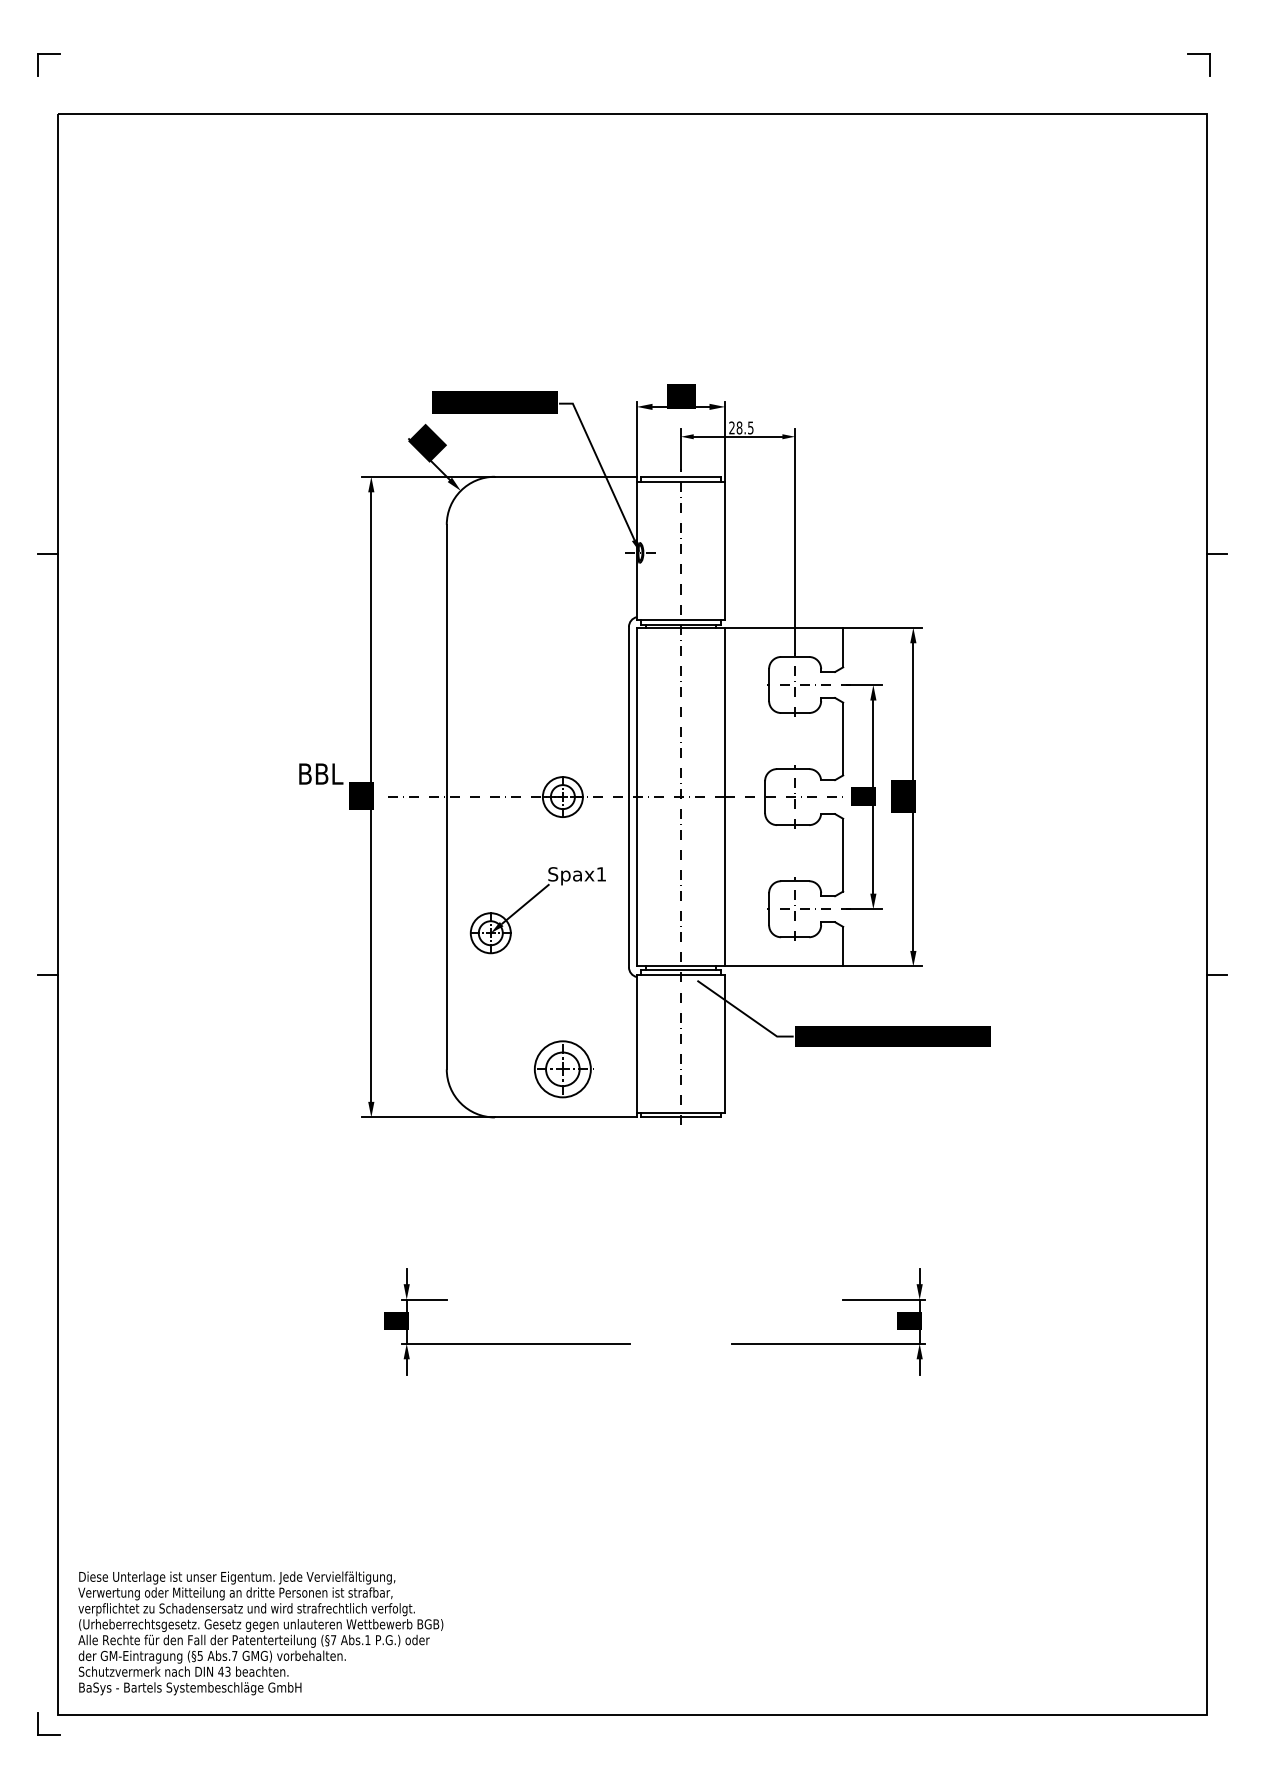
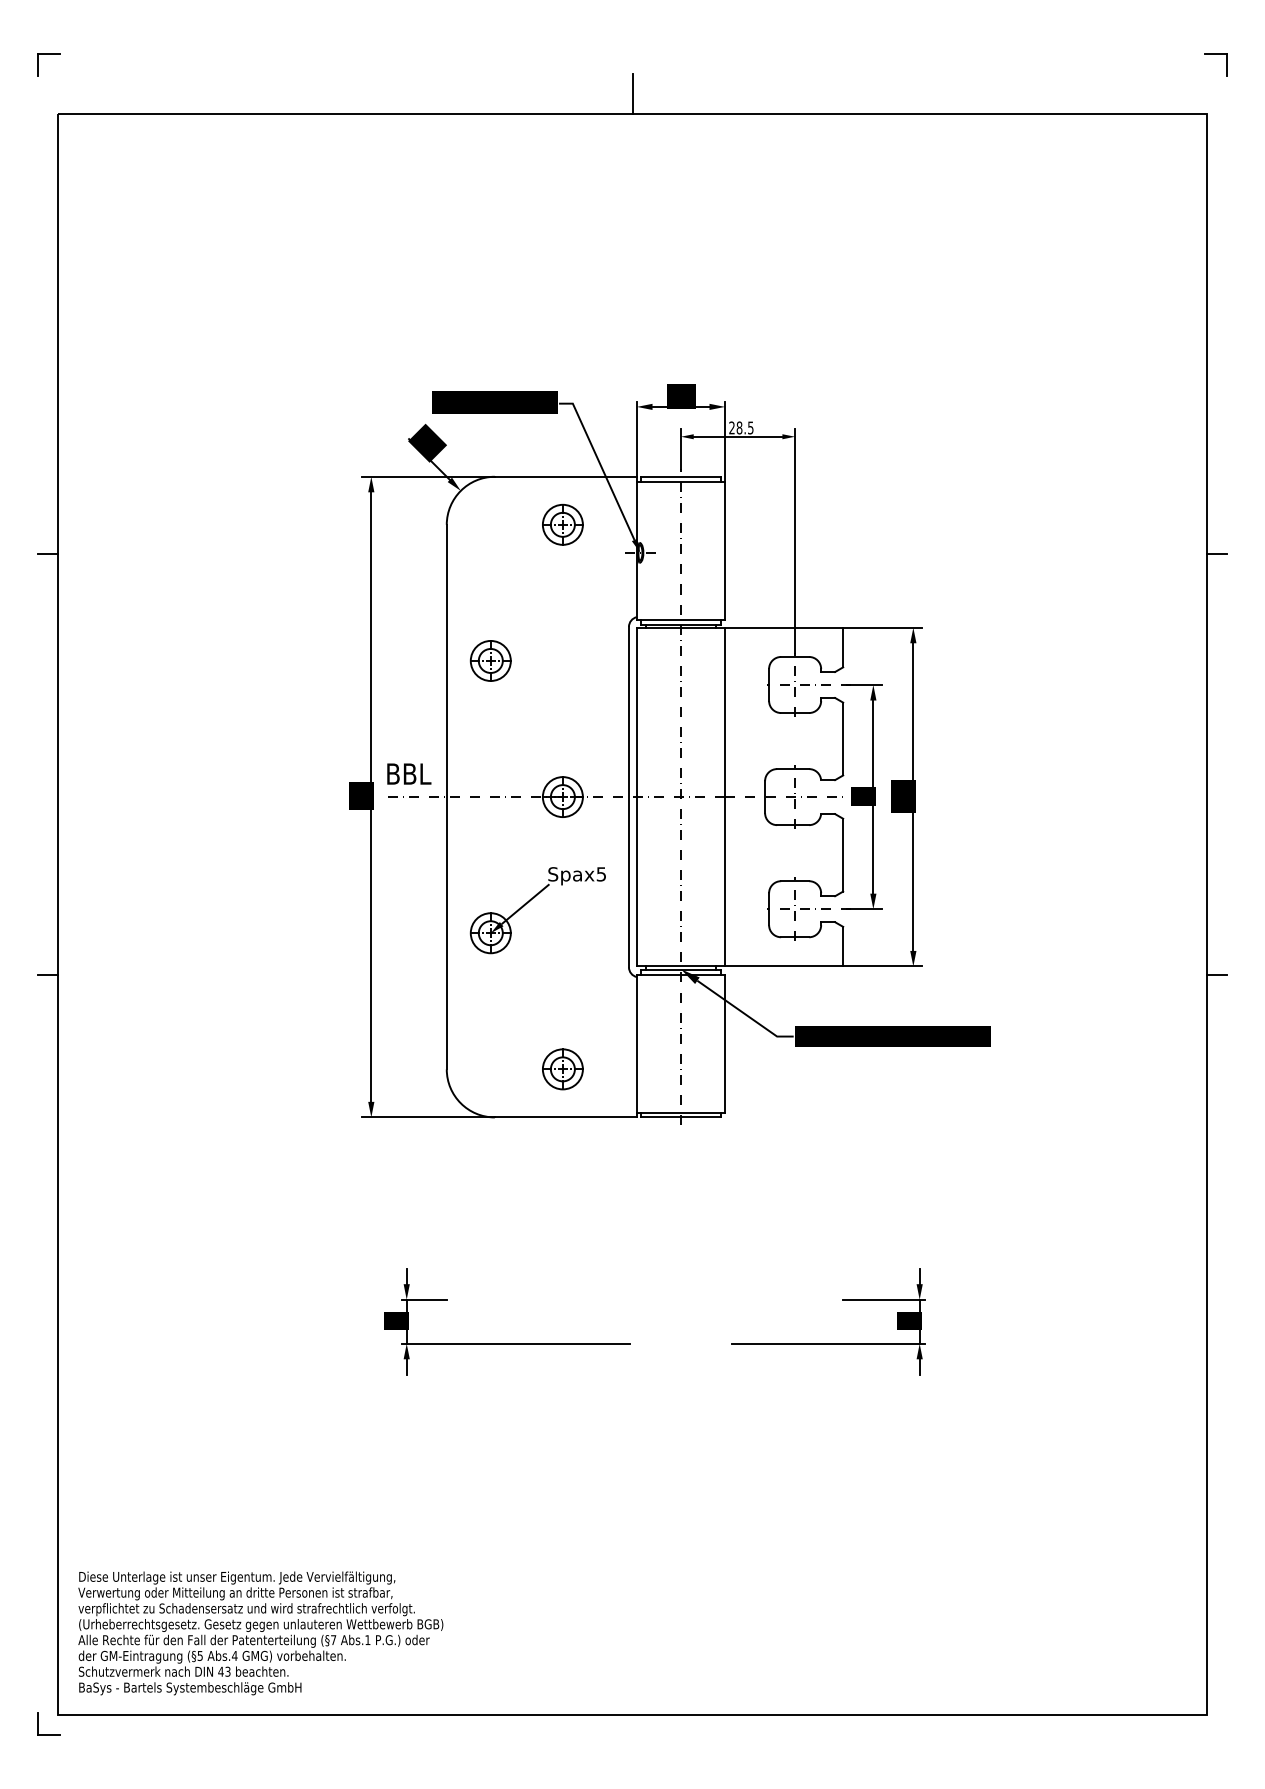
part position: (1198, 54) -> (1215, 54) (1215, 54)
line: none -> present (632, 93)
part: none -> present (562, 524)
part: none -> present (490, 660)
text position: (321, 773) -> (409, 773) (409, 773)
text: Spax1 -> Spax5 (600, 874)
fill: none -> present (690, 976)
part size: 60x59 px -> 42x43 px (562, 1069)
text: Abs.7 -> Abs.4 (234, 1655)
